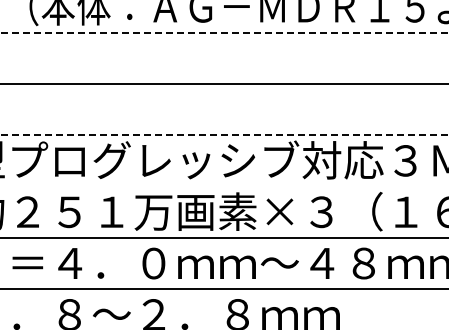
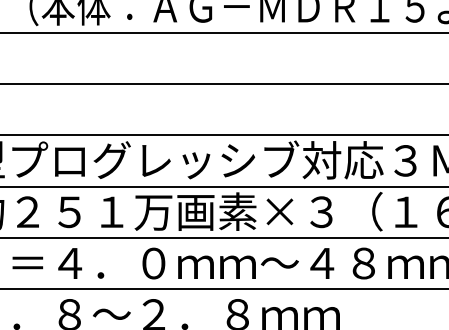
line: dashed -> solid (224, 32)
line: dashed -> solid (224, 135)
line: none -> present (223, 186)
